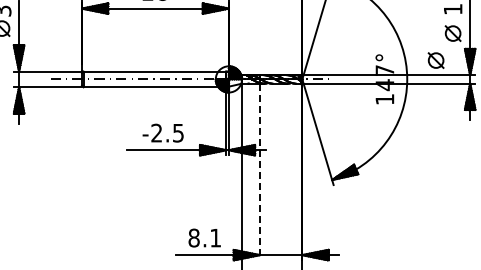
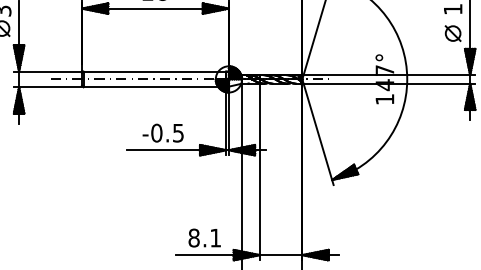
part: present -> none (435, 60)
text: -2.5 -> -0.5 (156, 132)
line: dashed -> solid (259, 172)
